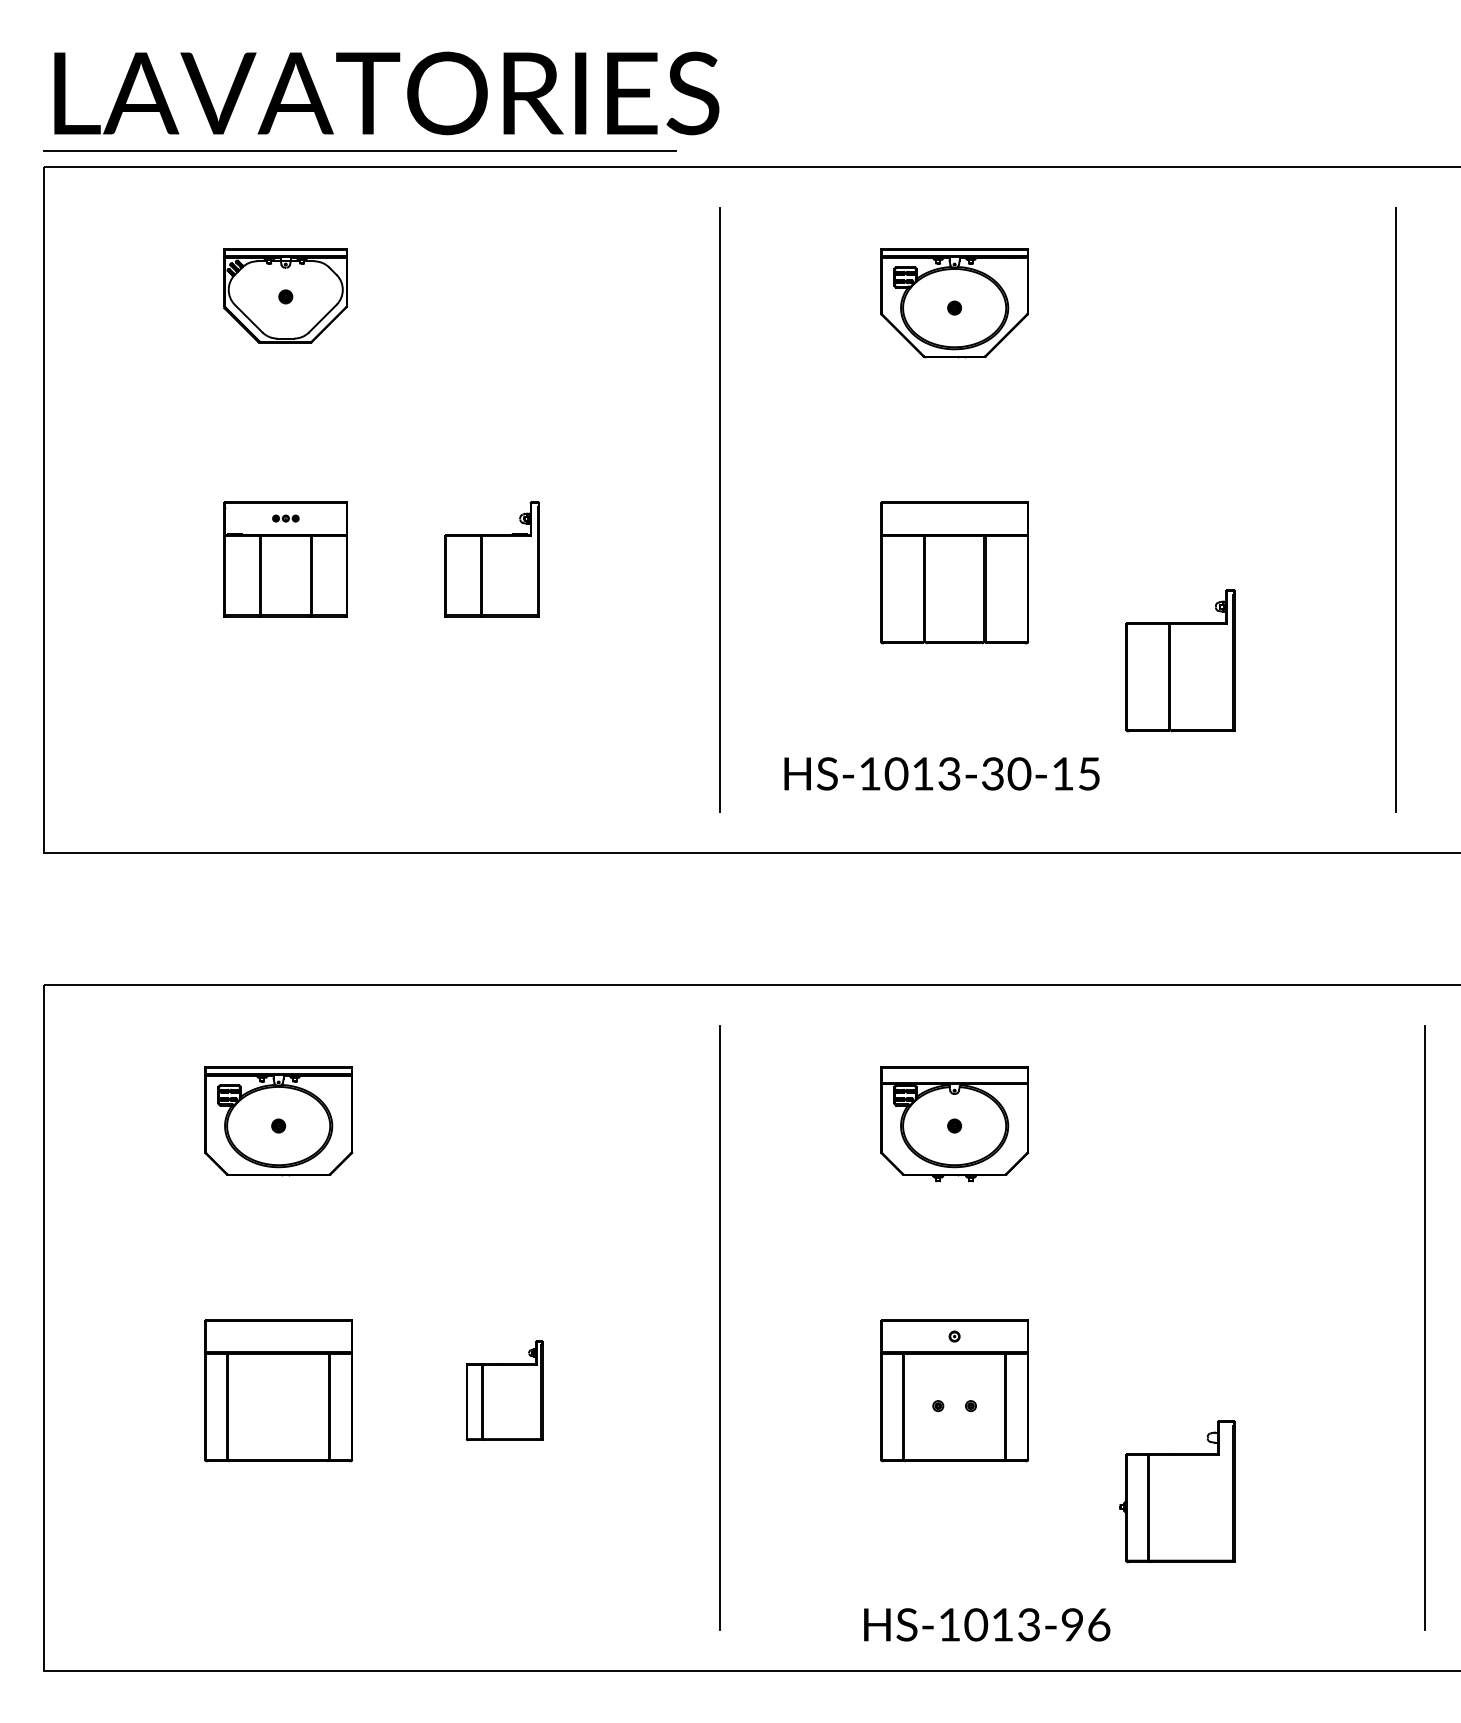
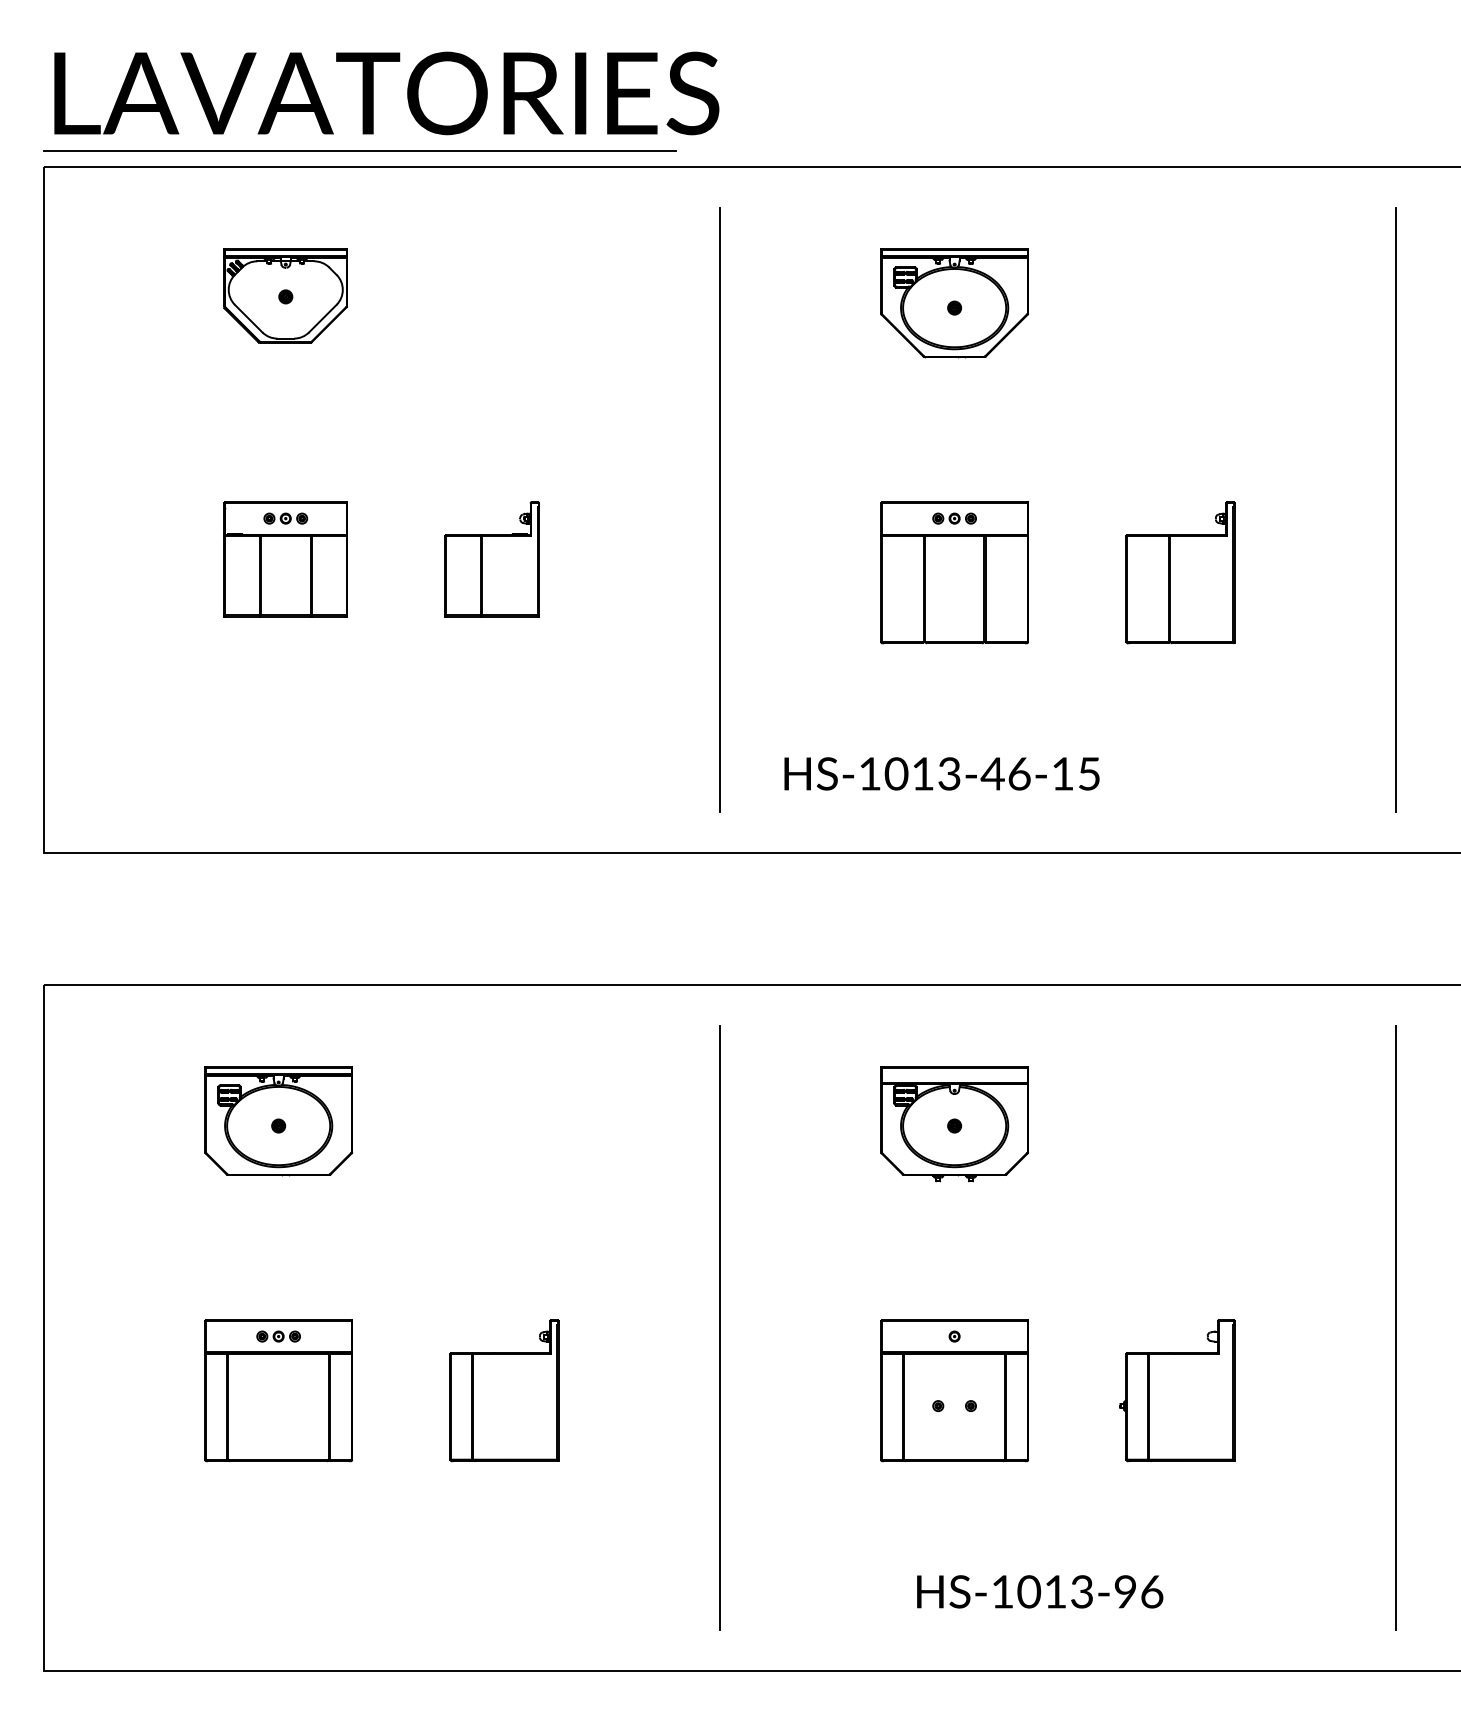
part size: 28x9 px -> 46x13 px (285, 518)
part: none -> present (954, 518)
part position: (1180, 660) -> (1180, 572) (1180, 572)
text: HS-1013-30-15 -> HS-1013-46-15 (1005, 773)
line position: (1424, 1327) -> (1395, 1327) (1395, 1327)
part: none -> present (278, 1336)
part size: 79x101 px -> 111x144 px (504, 1390)
part position: (1177, 1491) -> (1177, 1390) (1177, 1390)
text position: (987, 1624) -> (1040, 1591) (1040, 1591)
